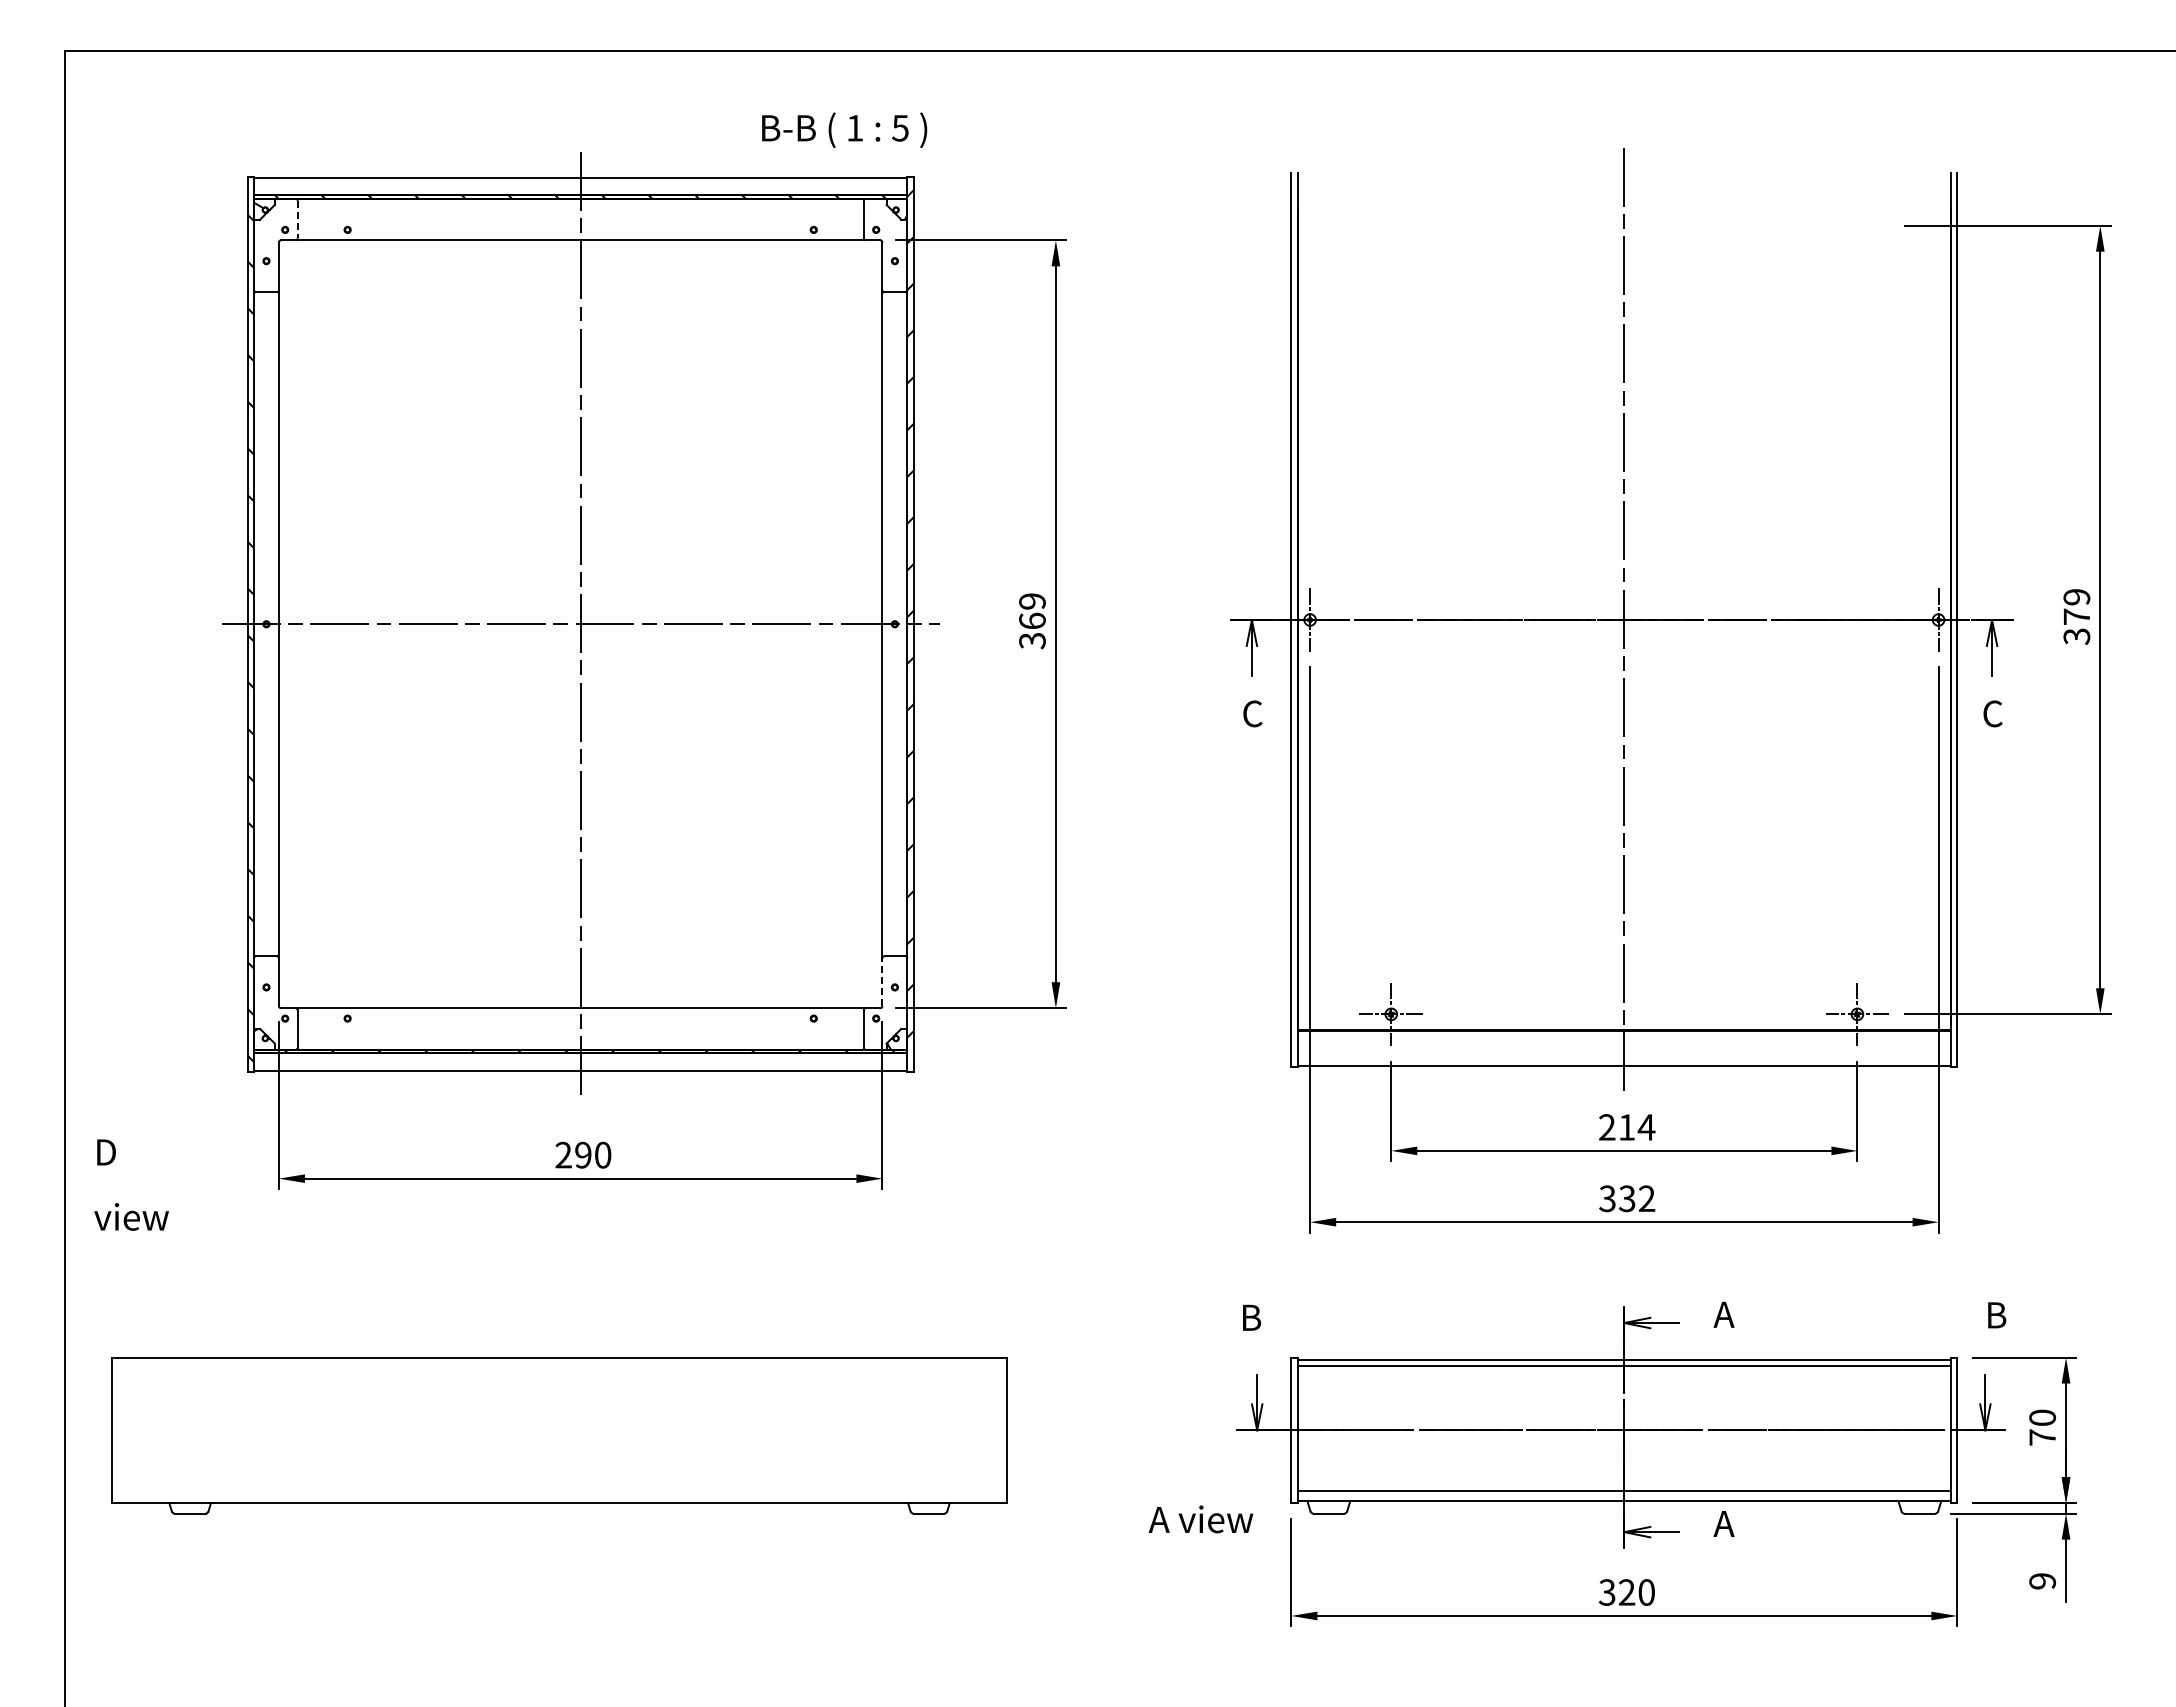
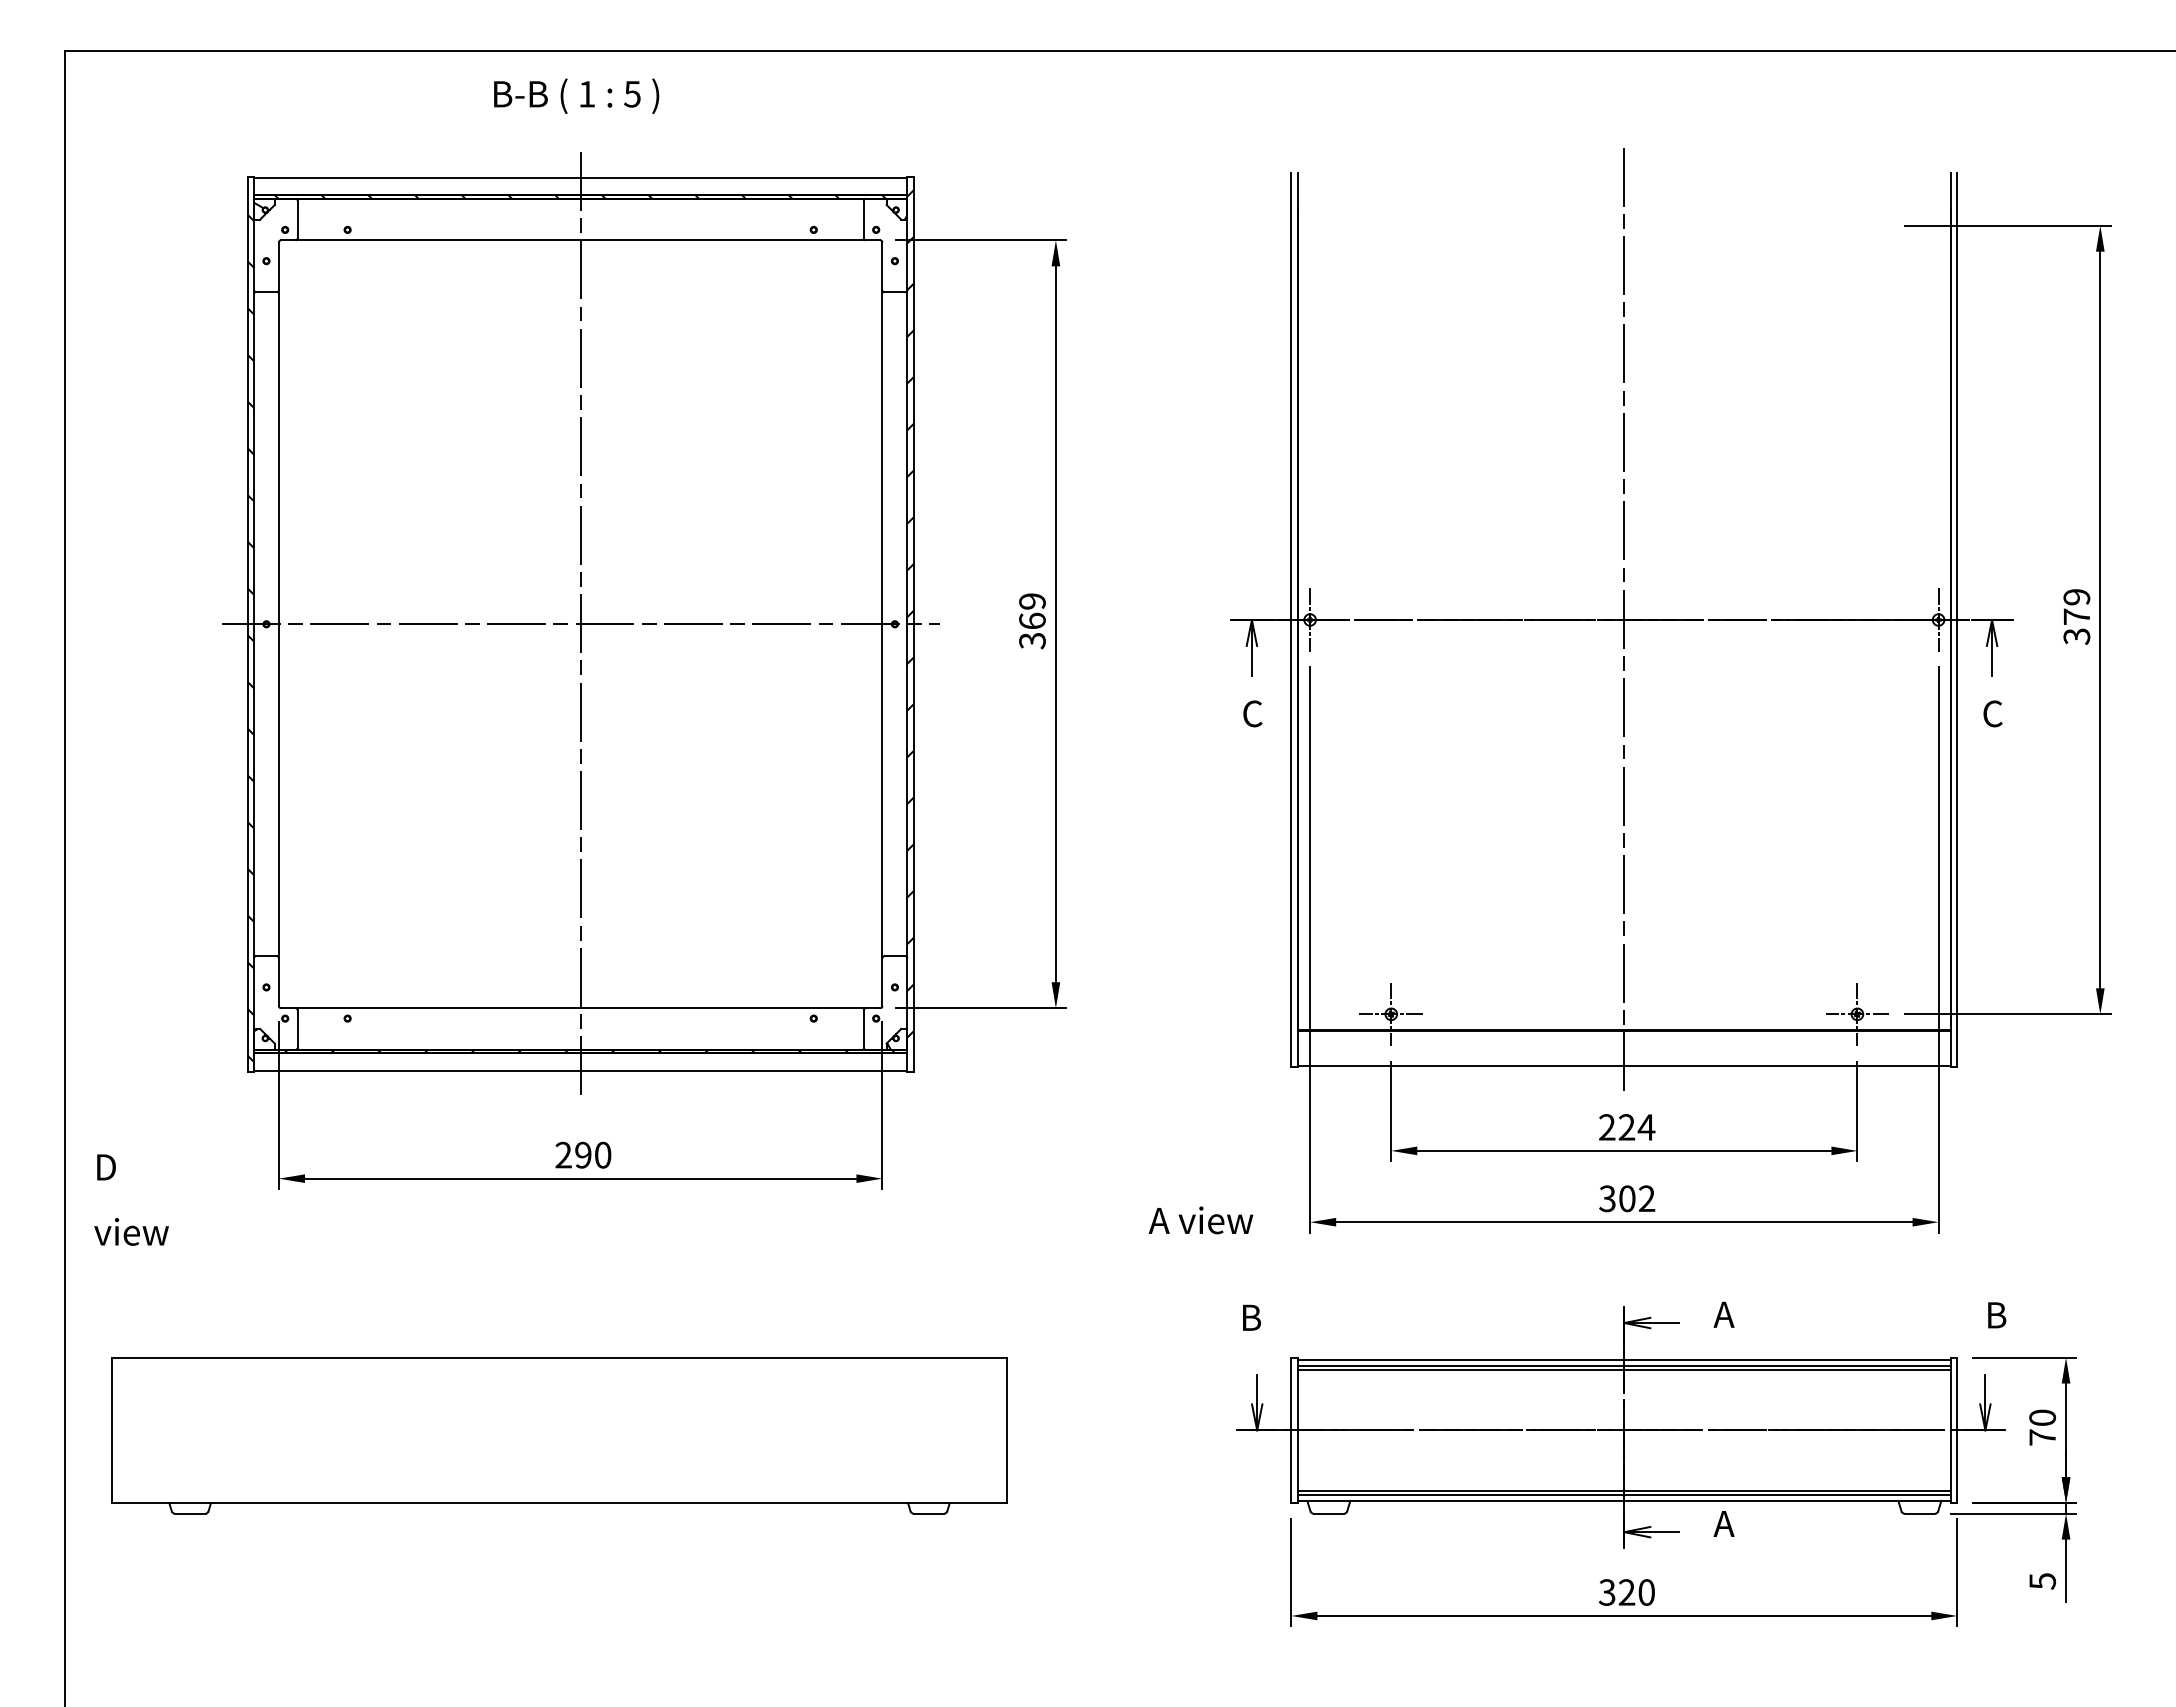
text position: (844, 129) -> (576, 95) (576, 95)
line: dashed -> solid (297, 219)
line: dashed -> solid (882, 982)
text: 214 -> 224 (1626, 1127)
text position: (131, 1184) -> (131, 1199) (131, 1199)
text: 332 -> 302 (1626, 1198)
line: none -> present (1624, 1370)
line: none -> present (1624, 1494)
text position: (1200, 1519) -> (1200, 1220) (1200, 1220)
text: 9 -> 5 (2042, 1581)
